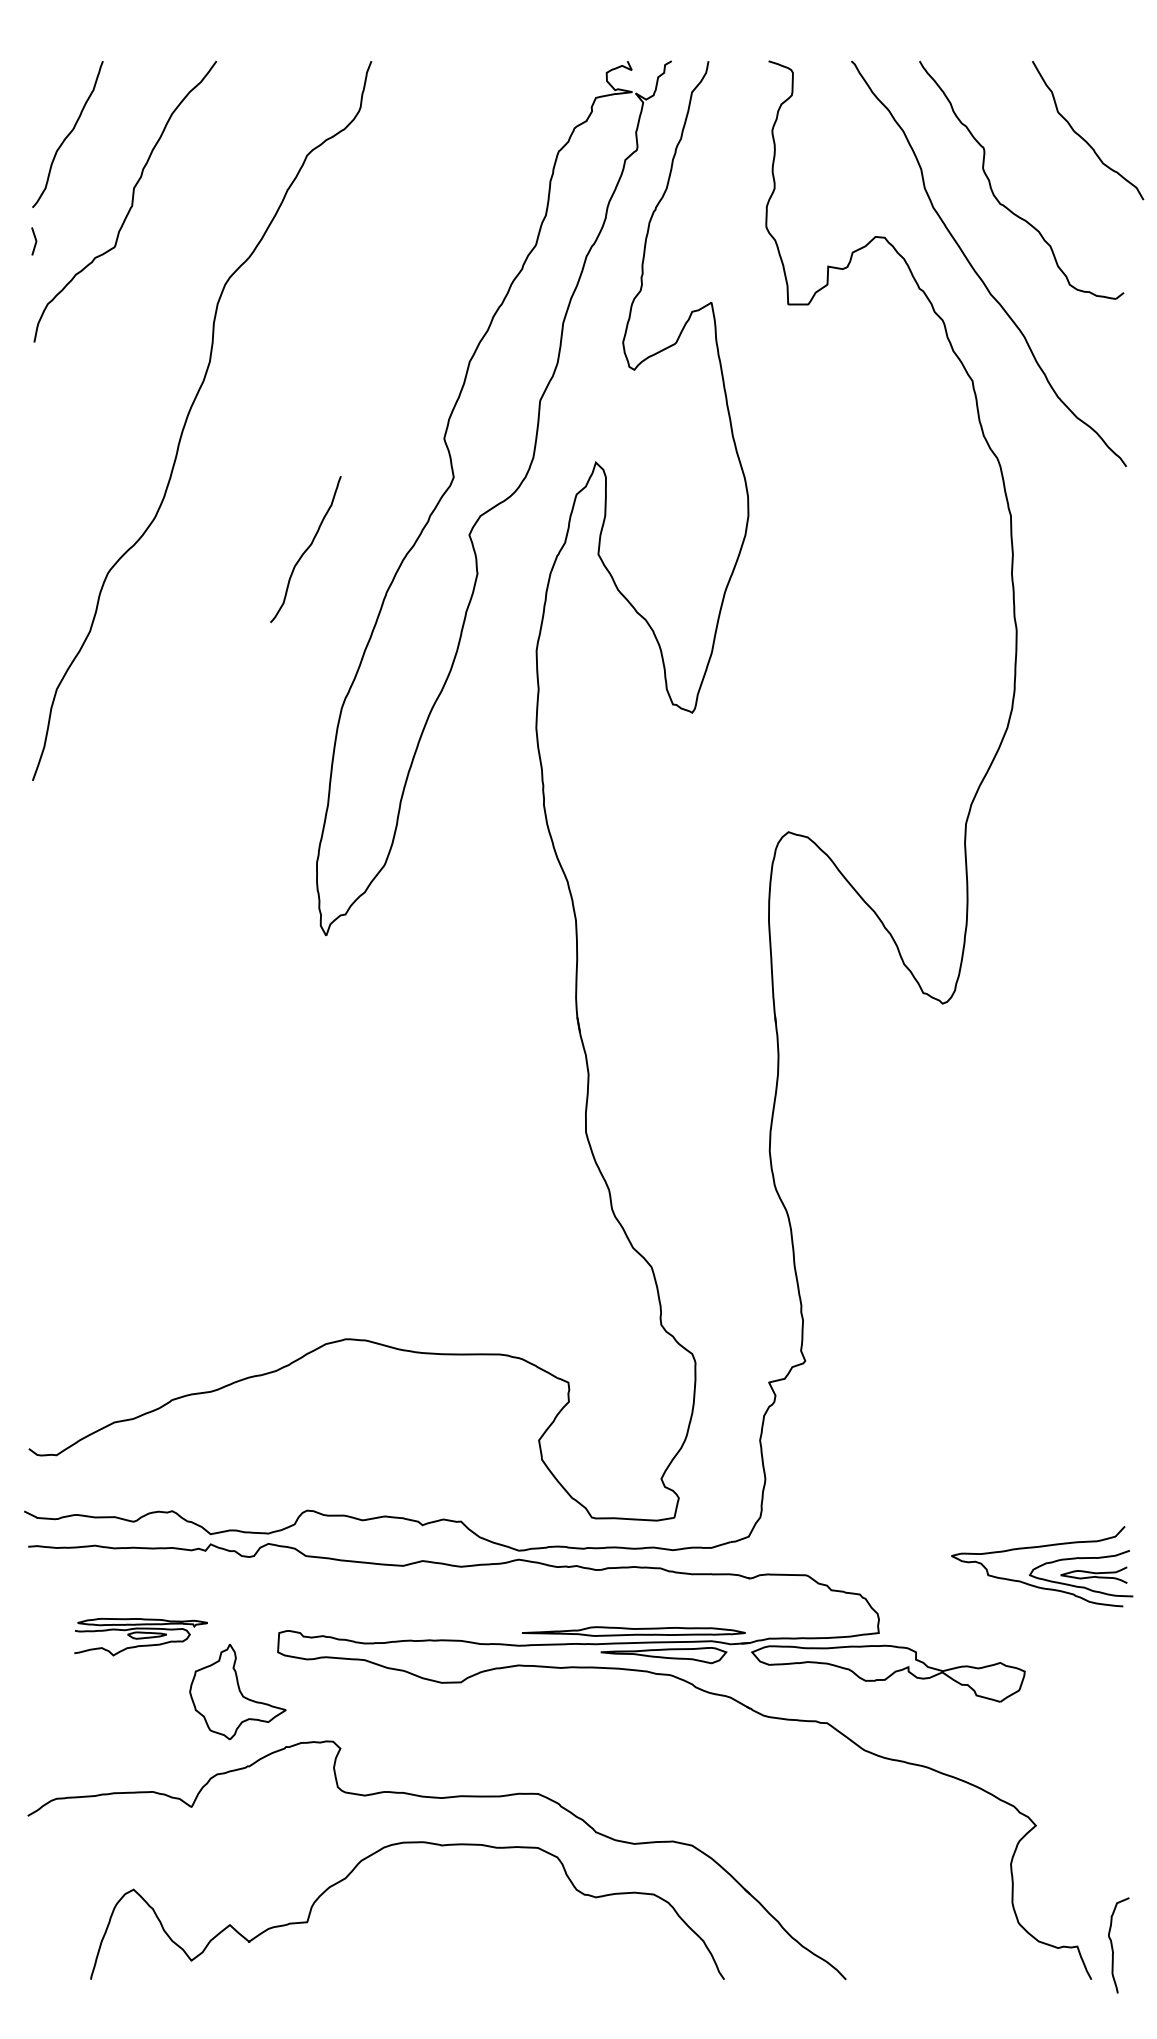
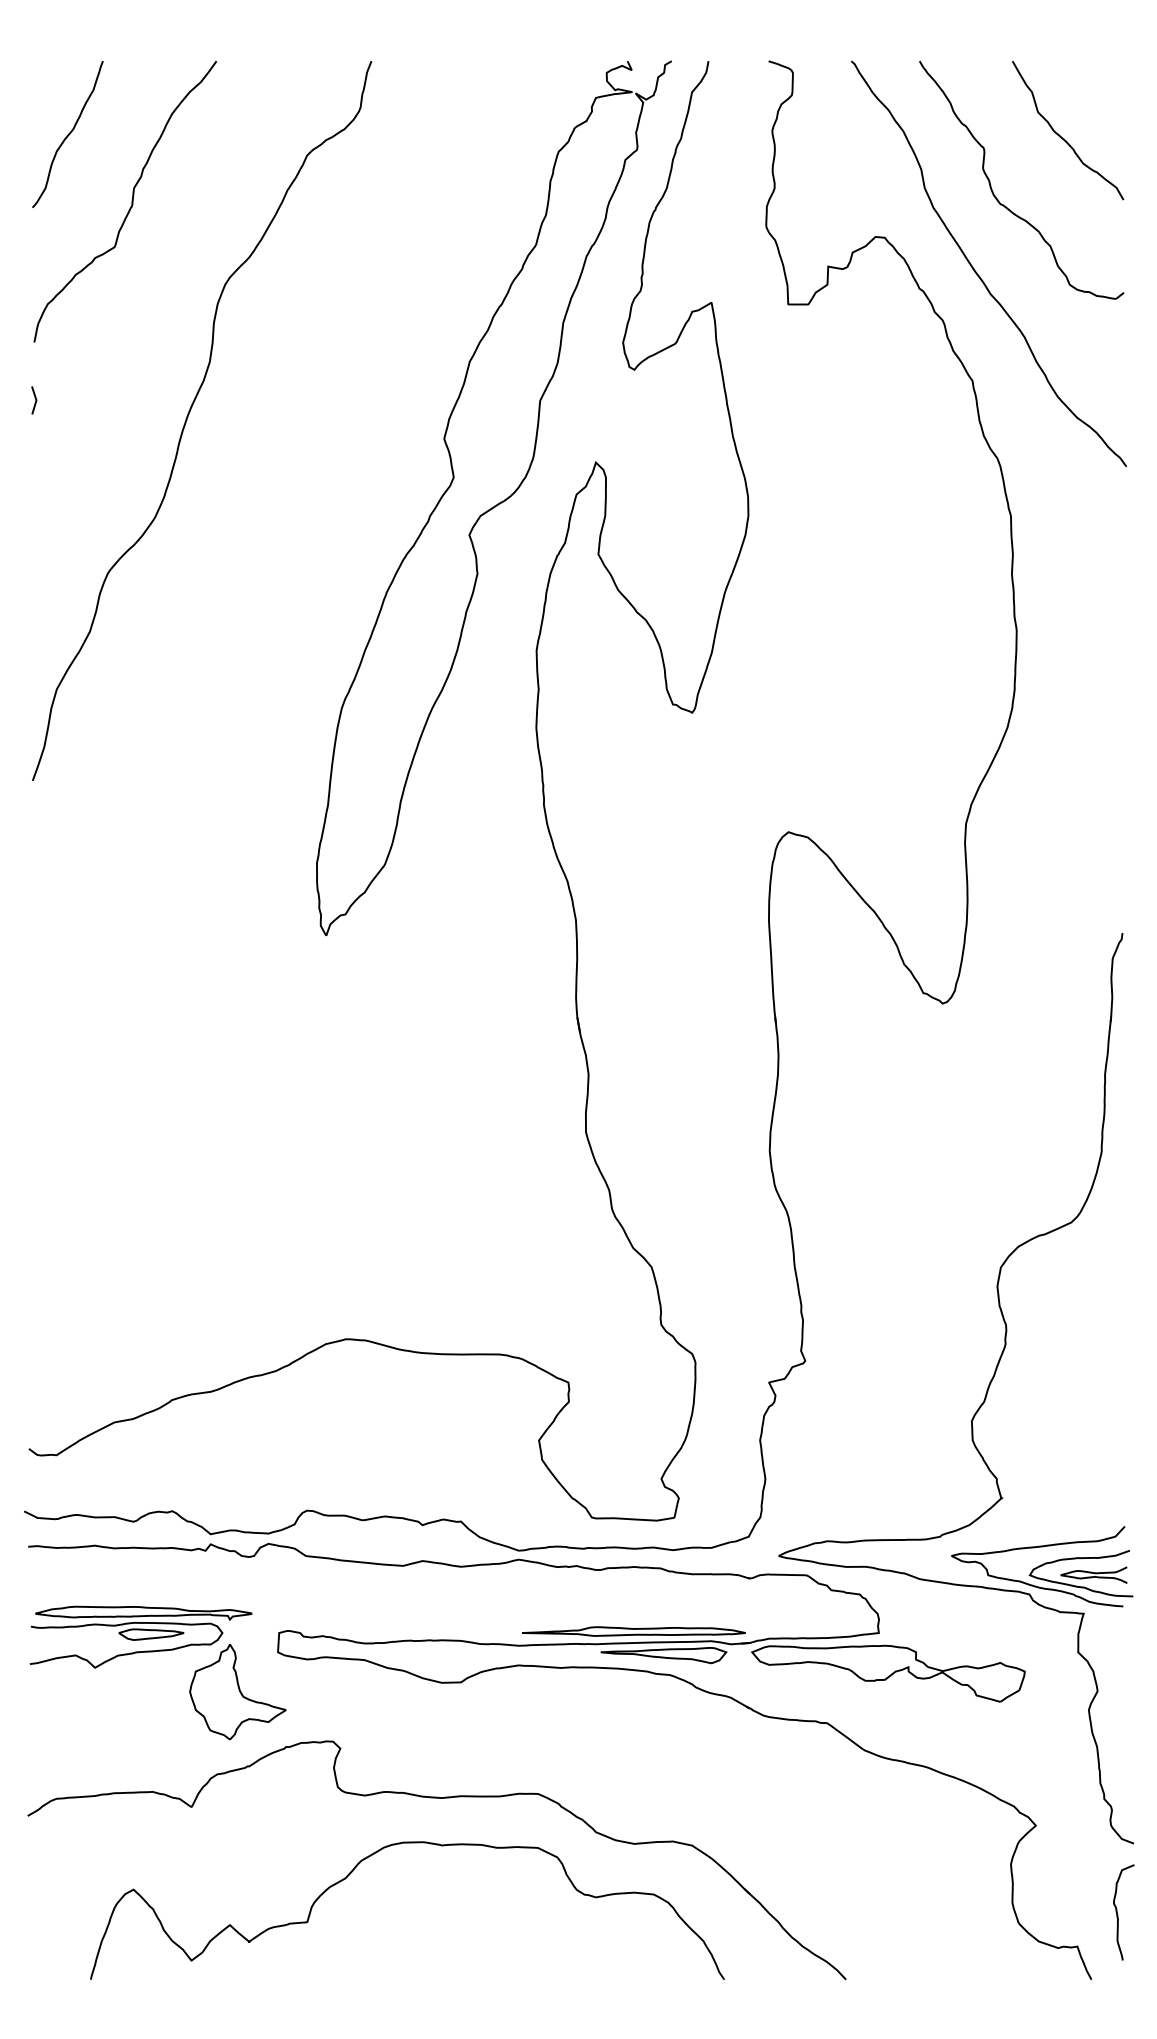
curve position: (1084, 138) -> (1064, 138) (1064, 138)
line position: (35, 241) -> (35, 400) (35, 400)
curve: present -> none (305, 549)
part: none -> present (980, 1404)
part size: 134x40 px -> 224x64 px (140, 1636)
curve position: (1113, 1947) -> (1118, 1914) (1118, 1914)
